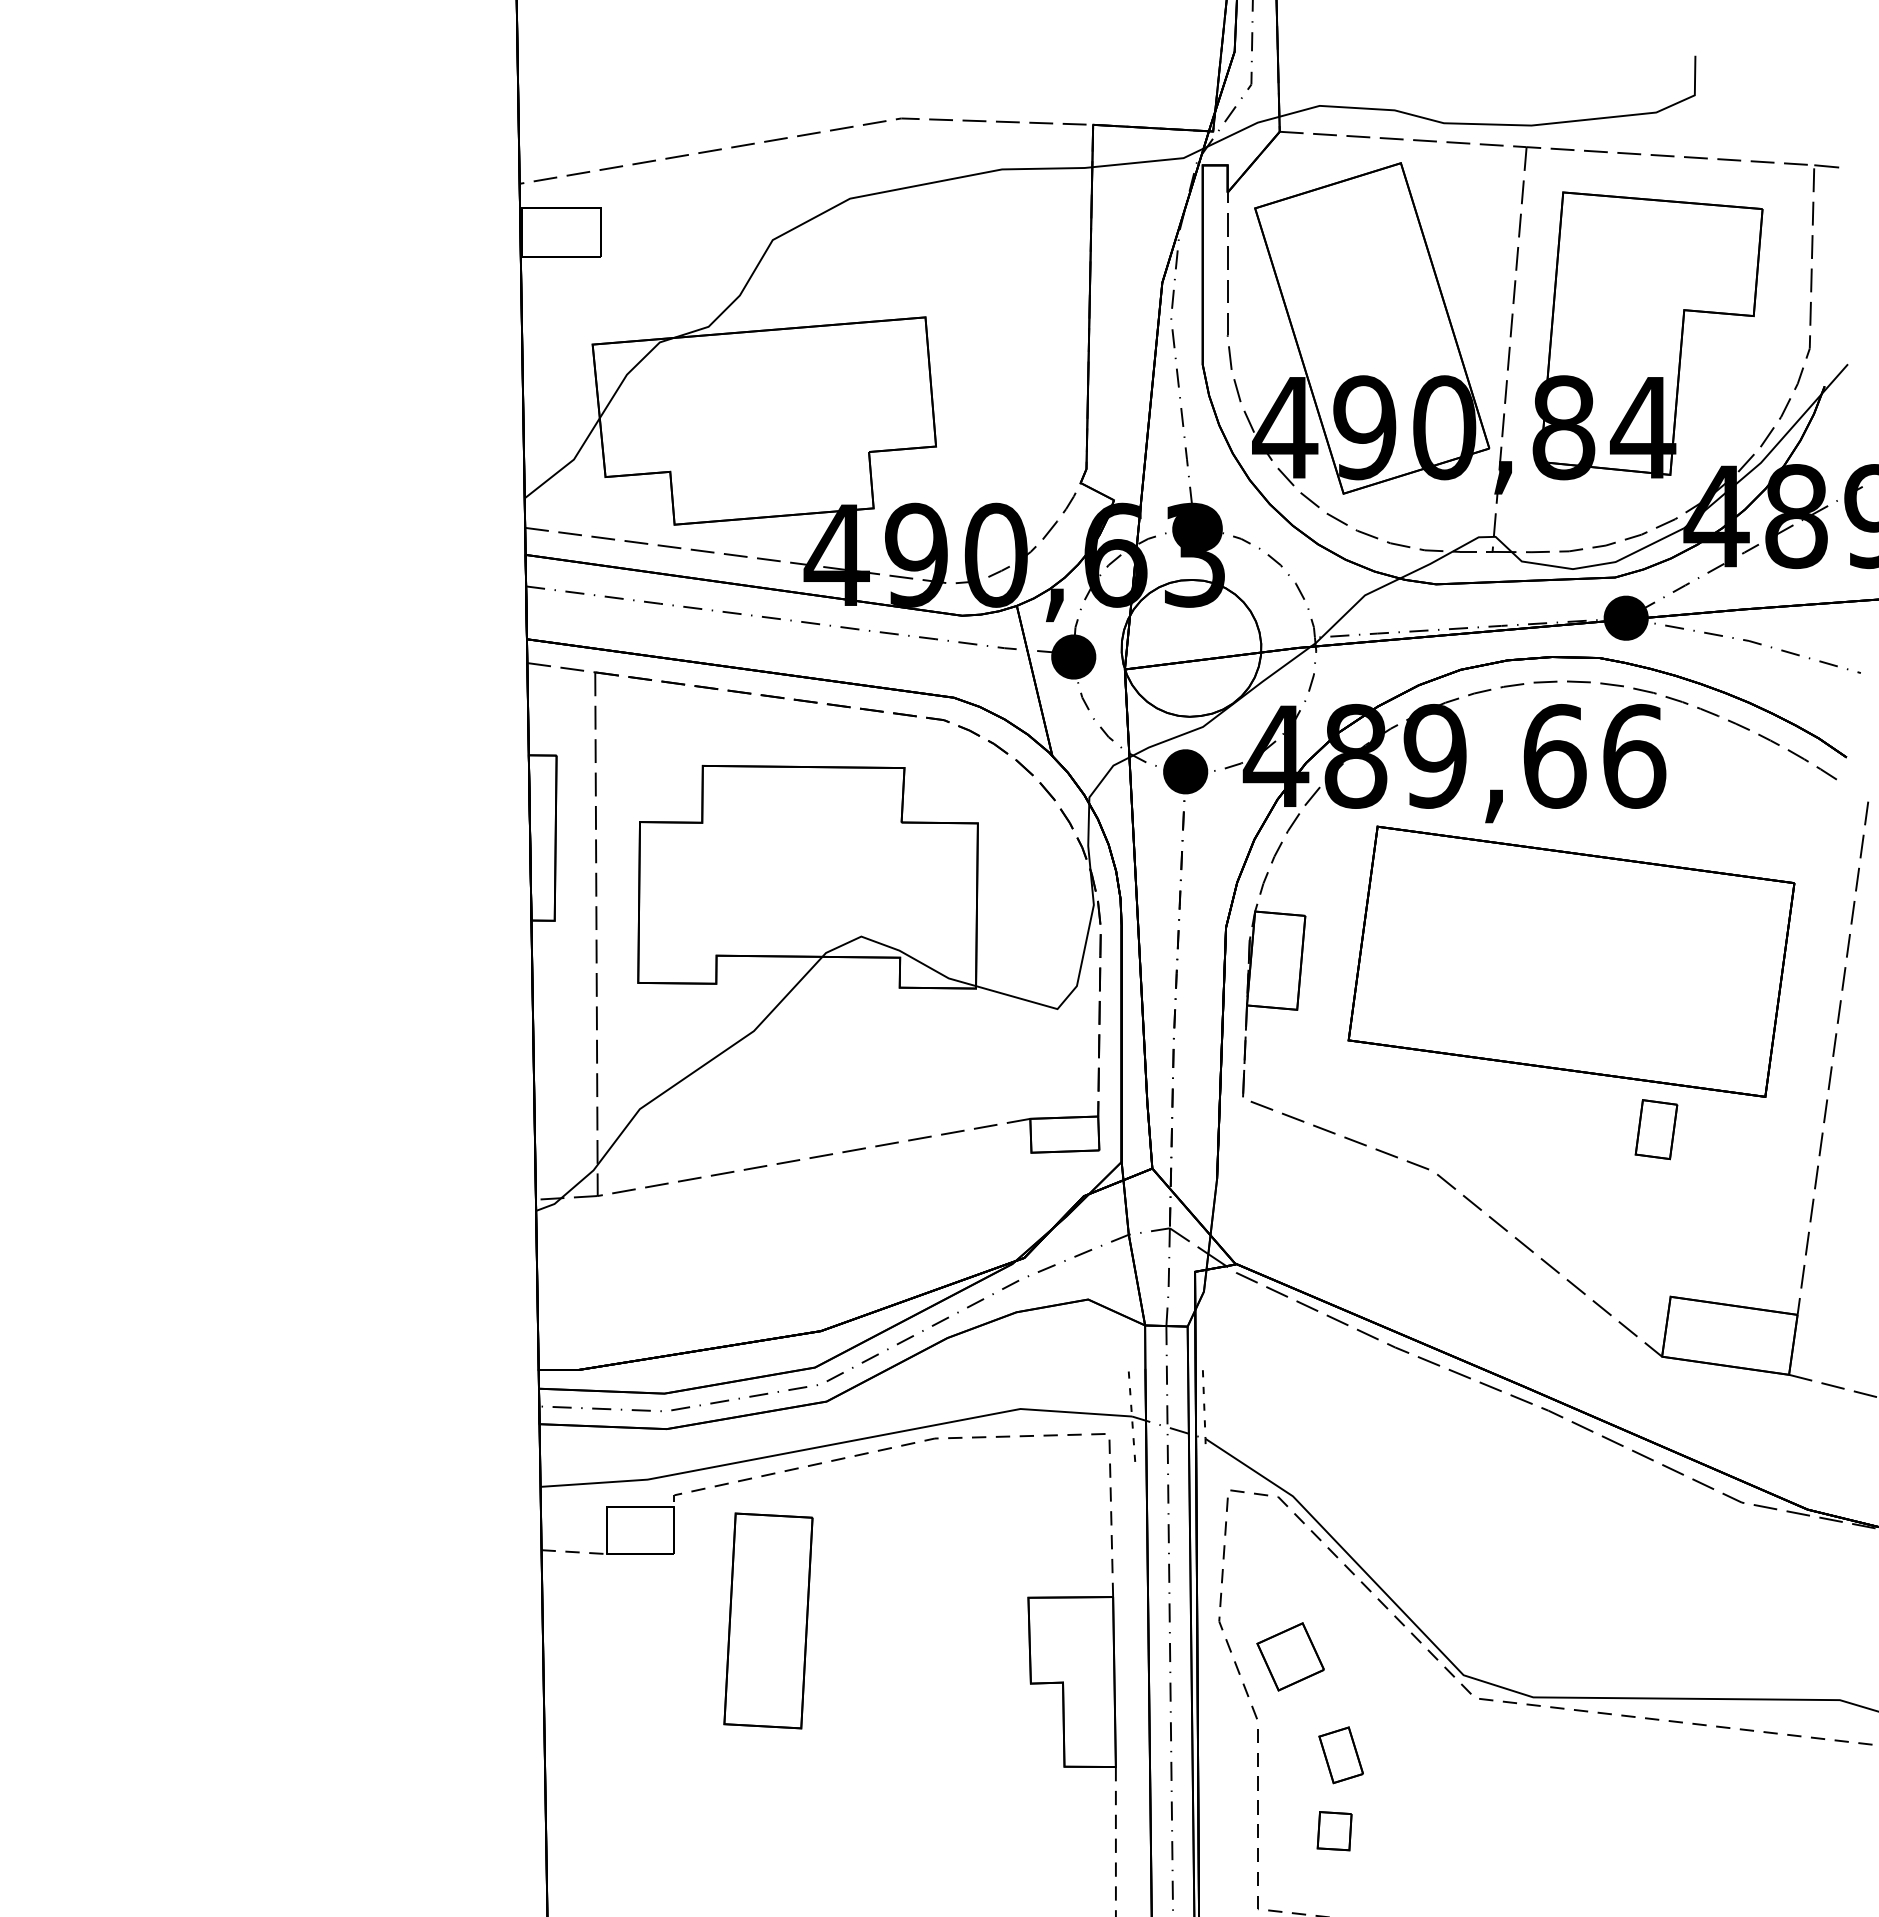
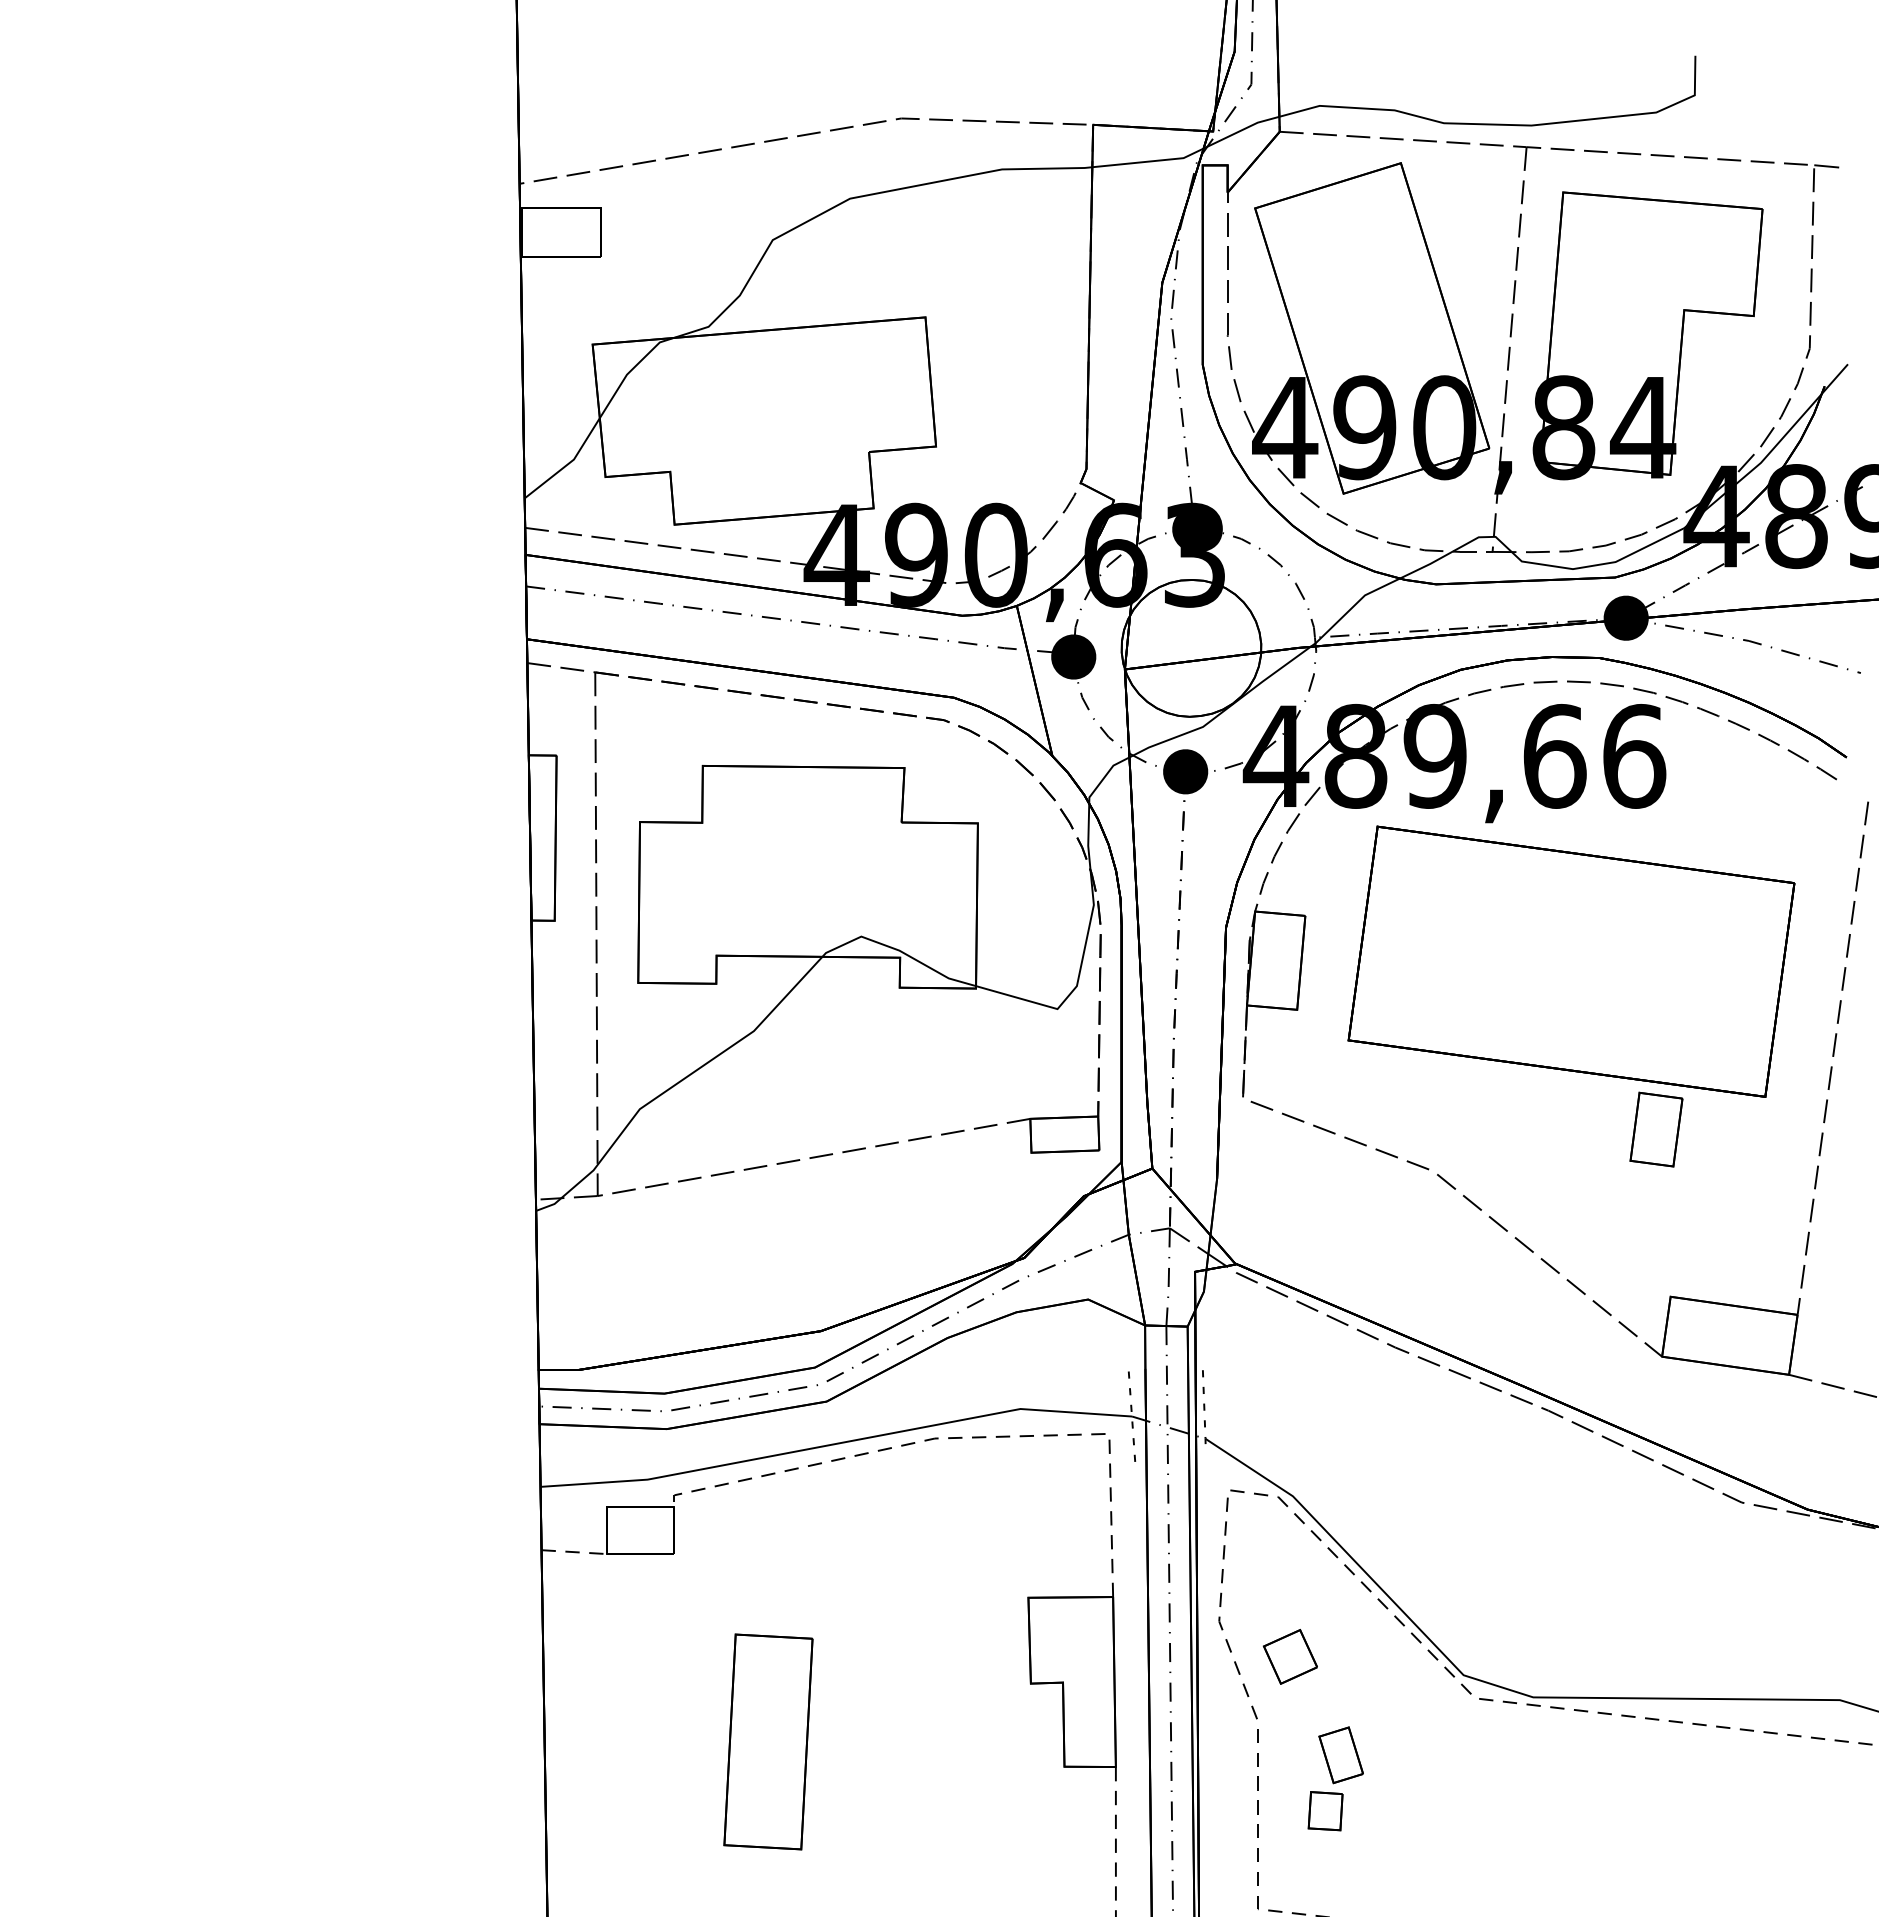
part size: 45x62 px -> 55x77 px (1656, 1129)
part position: (768, 1620) -> (768, 1741) (768, 1741)
part size: 69x70 px -> 56x56 px (1289, 1656)
part position: (1334, 1831) -> (1325, 1811) (1325, 1811)
